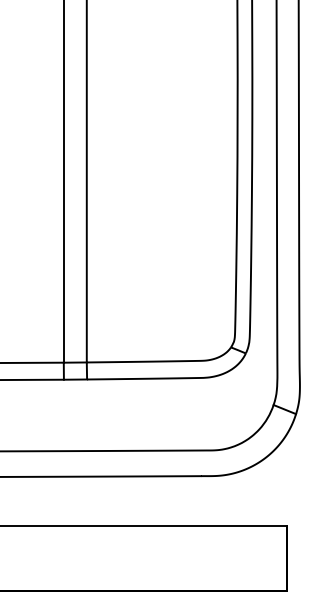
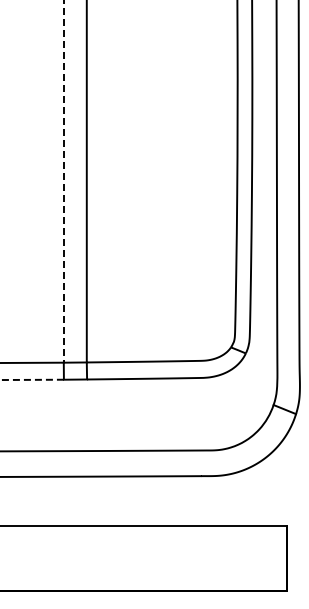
line: solid -> dashed (63, 181)
line: solid -> dashed (31, 379)
